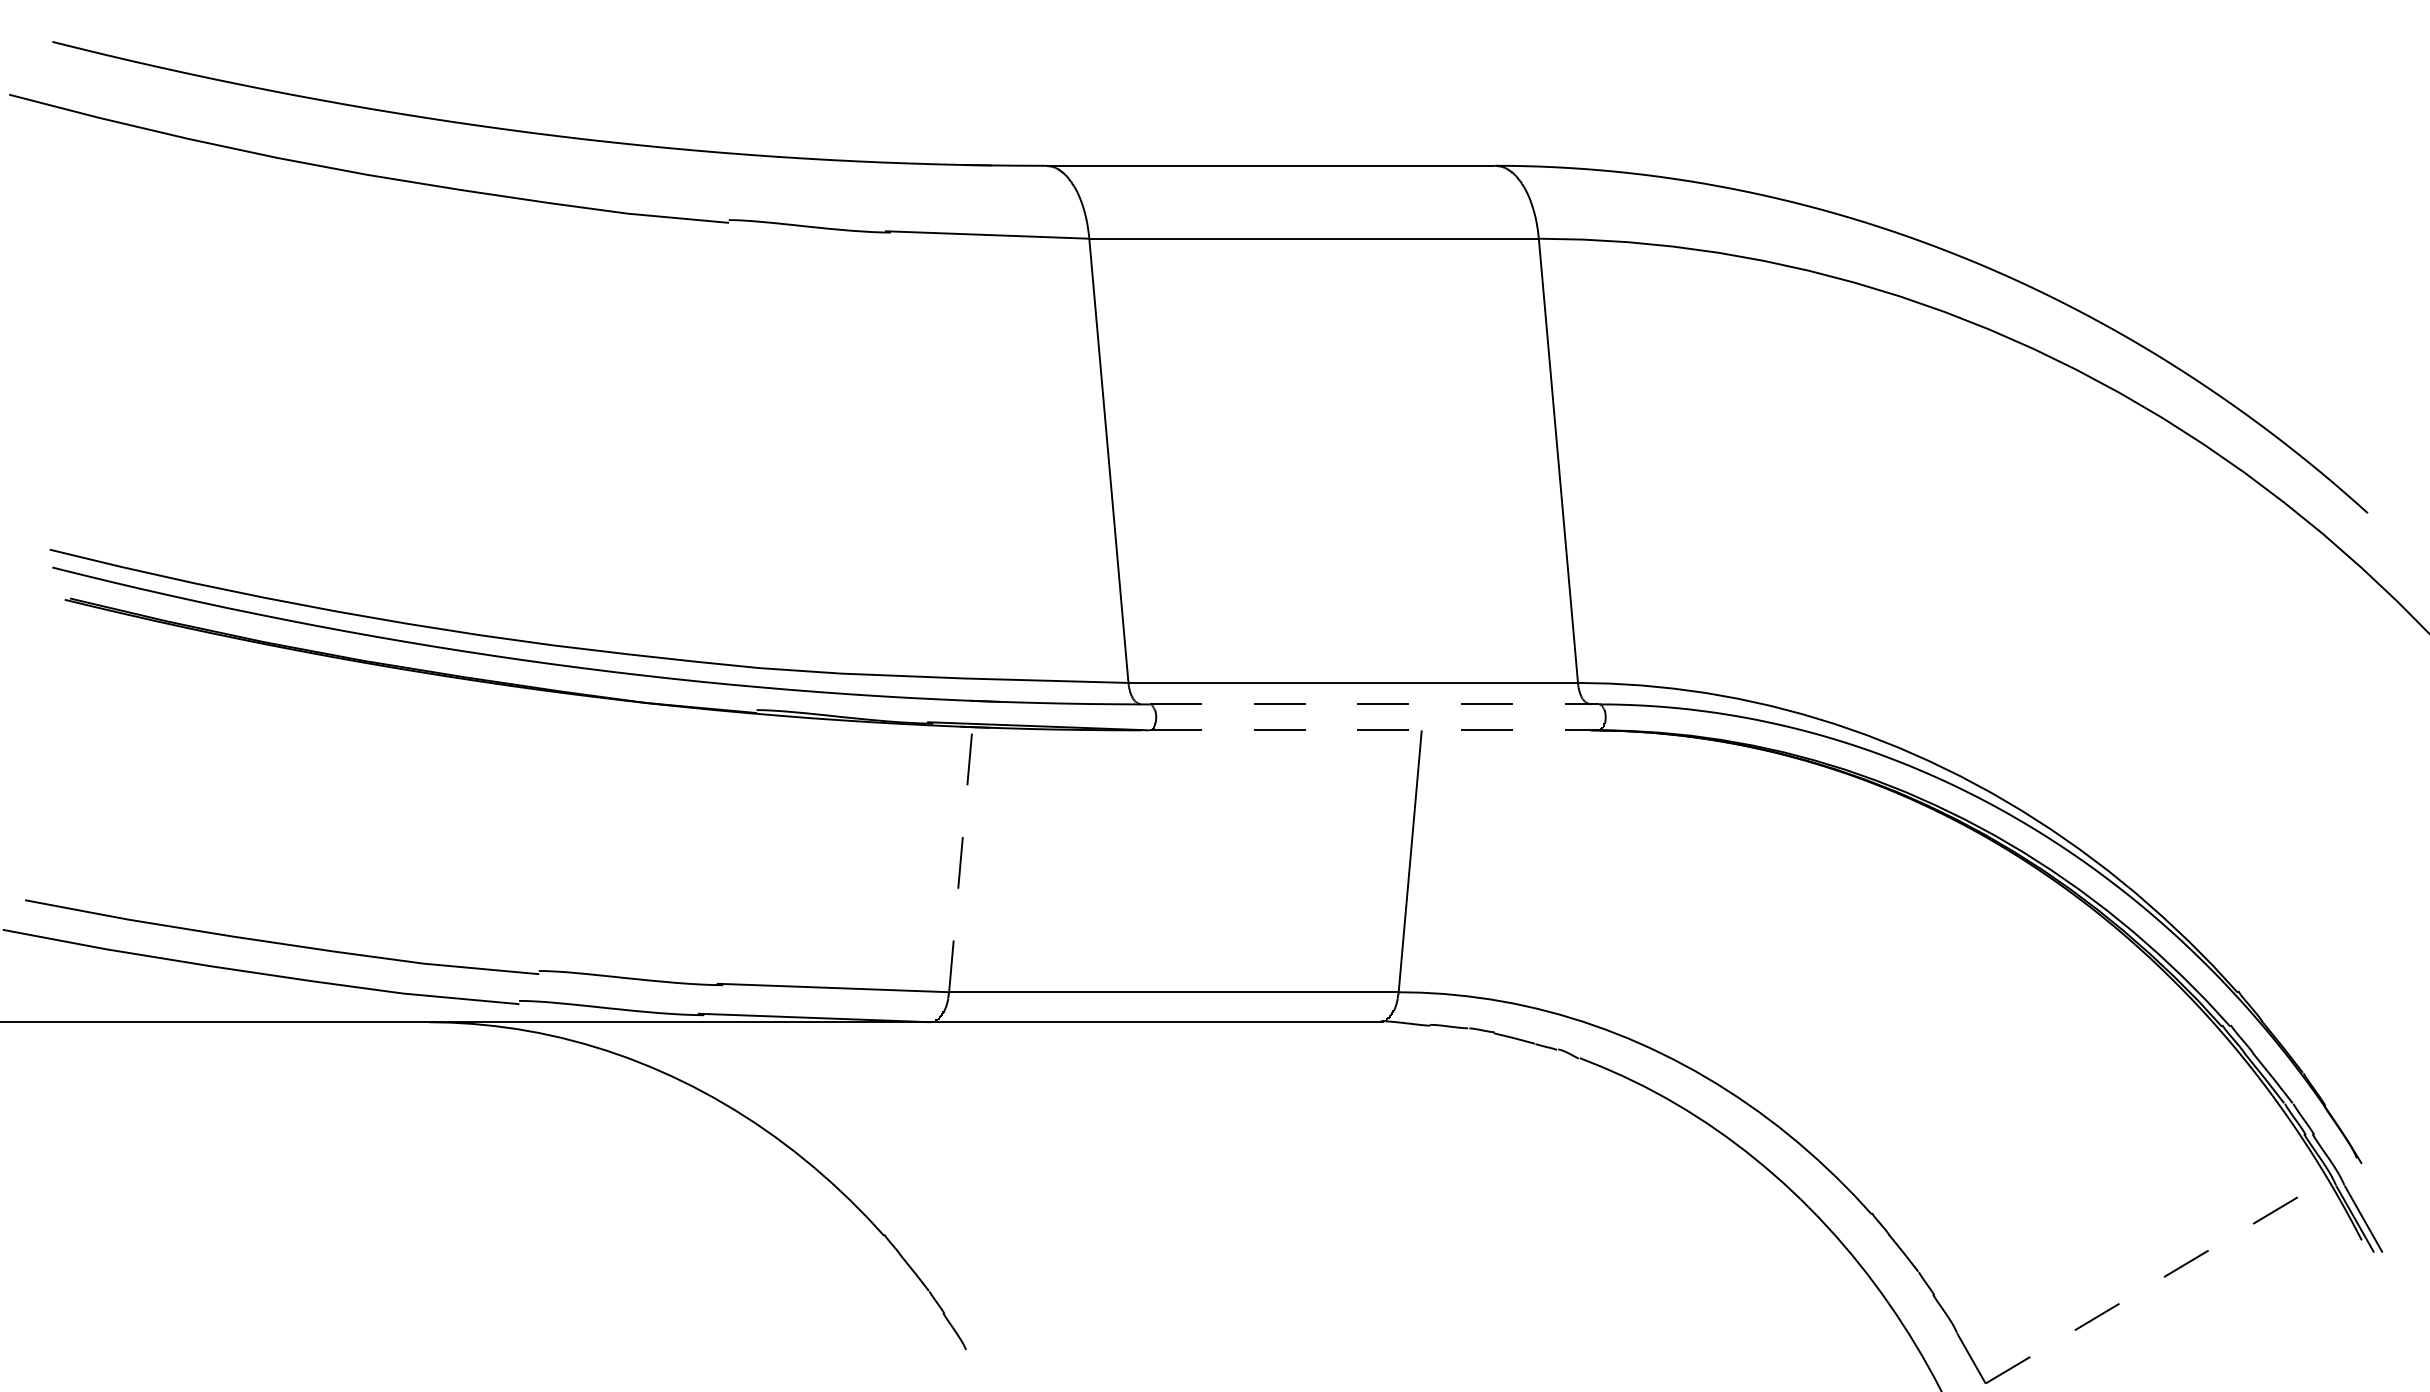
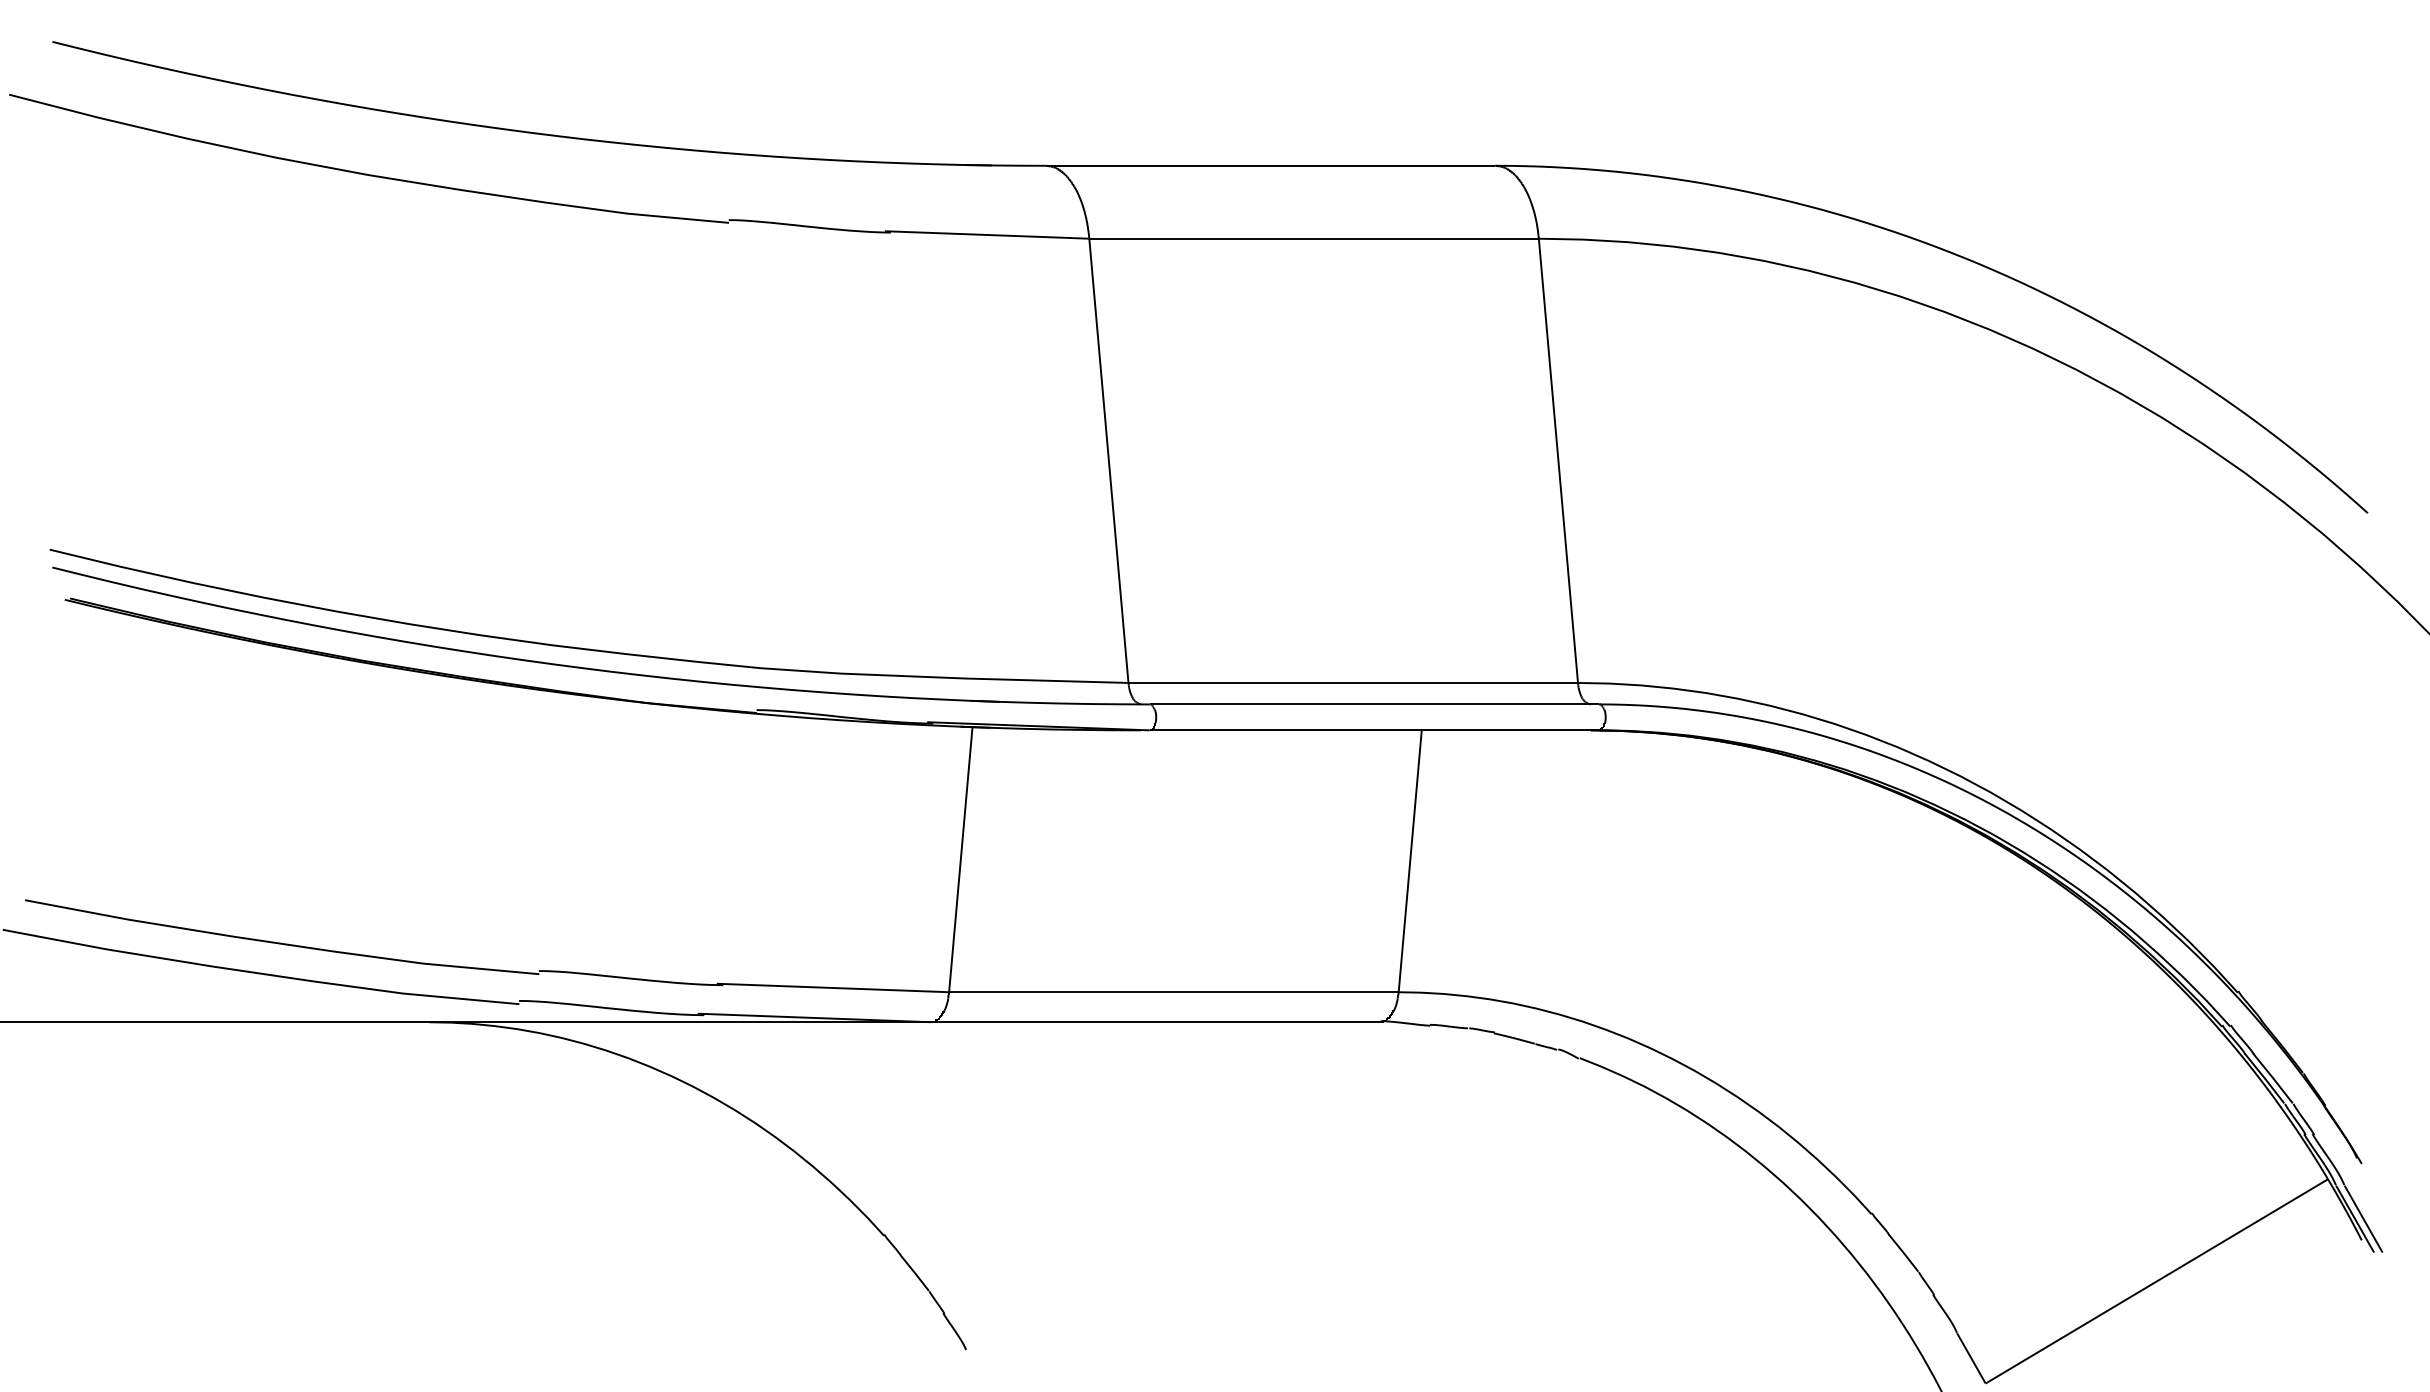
line: dashed -> solid (1374, 704)
line: dashed -> solid (1374, 730)
line: dashed -> solid (960, 859)
line: dashed -> solid (2157, 1281)
